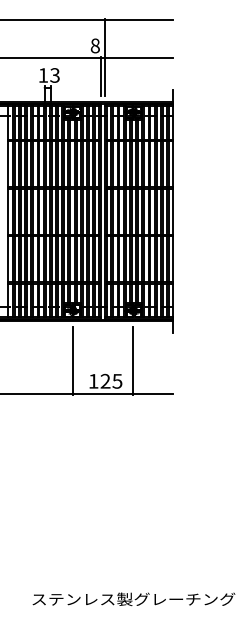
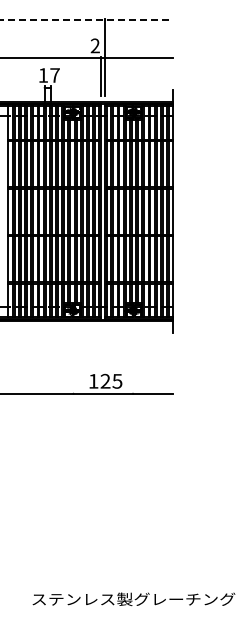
line: solid -> dashed (86, 20)
text: 8 -> 2 (94, 45)
text: 13 -> 17 (54, 75)
line: present -> none (73, 360)
line: present -> none (133, 360)
